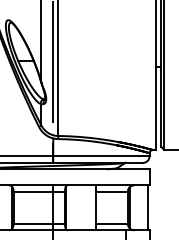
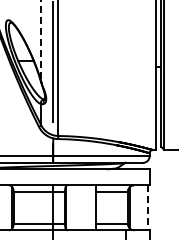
line: solid -> dashed (41, 41)
line: solid -> dashed (148, 208)
